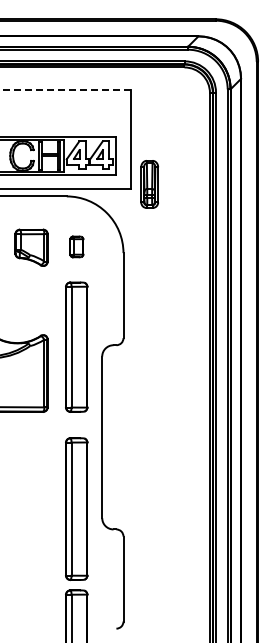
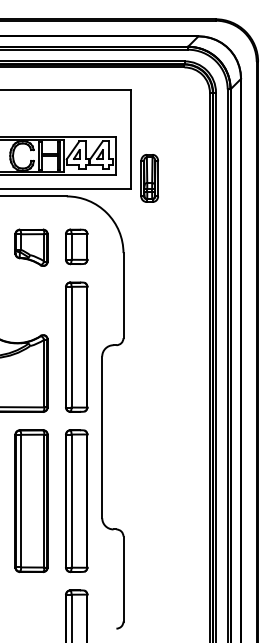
line: dashed -> solid (65, 90)
part position: (149, 184) -> (149, 178) (149, 178)
part size: 16x24 px -> 24x38 px (76, 246)
part: none -> present (31, 500)
part position: (76, 508) -> (76, 500) (76, 500)
